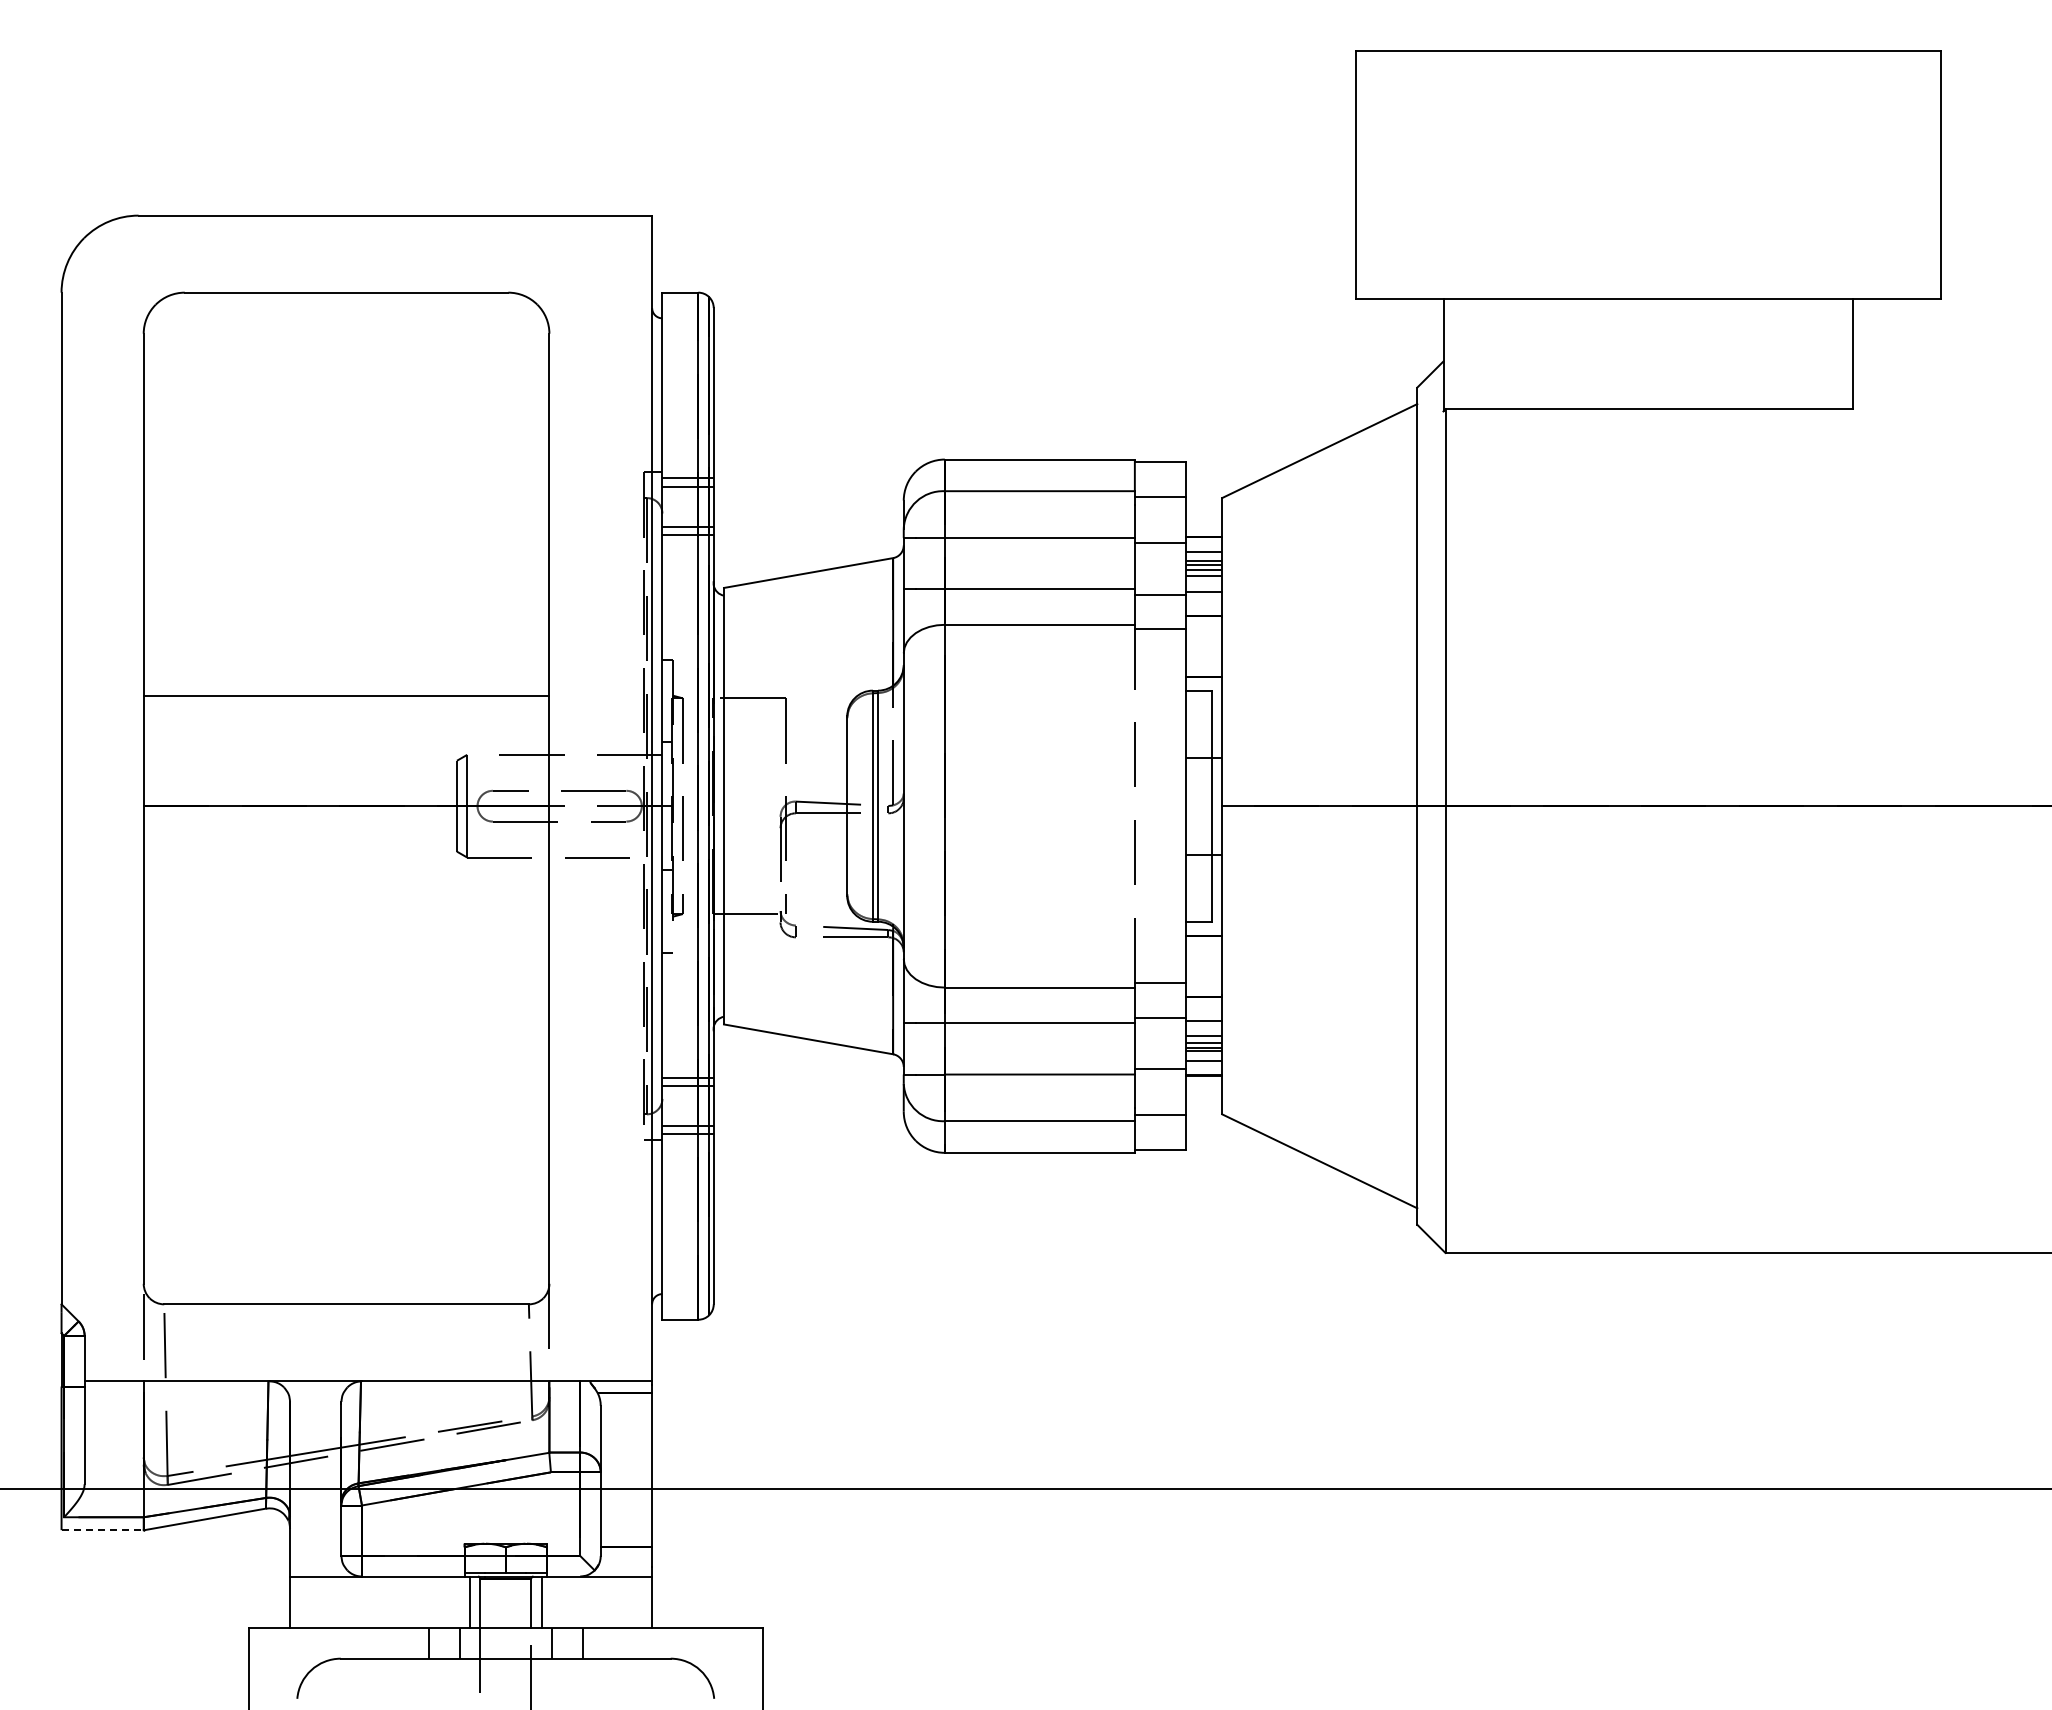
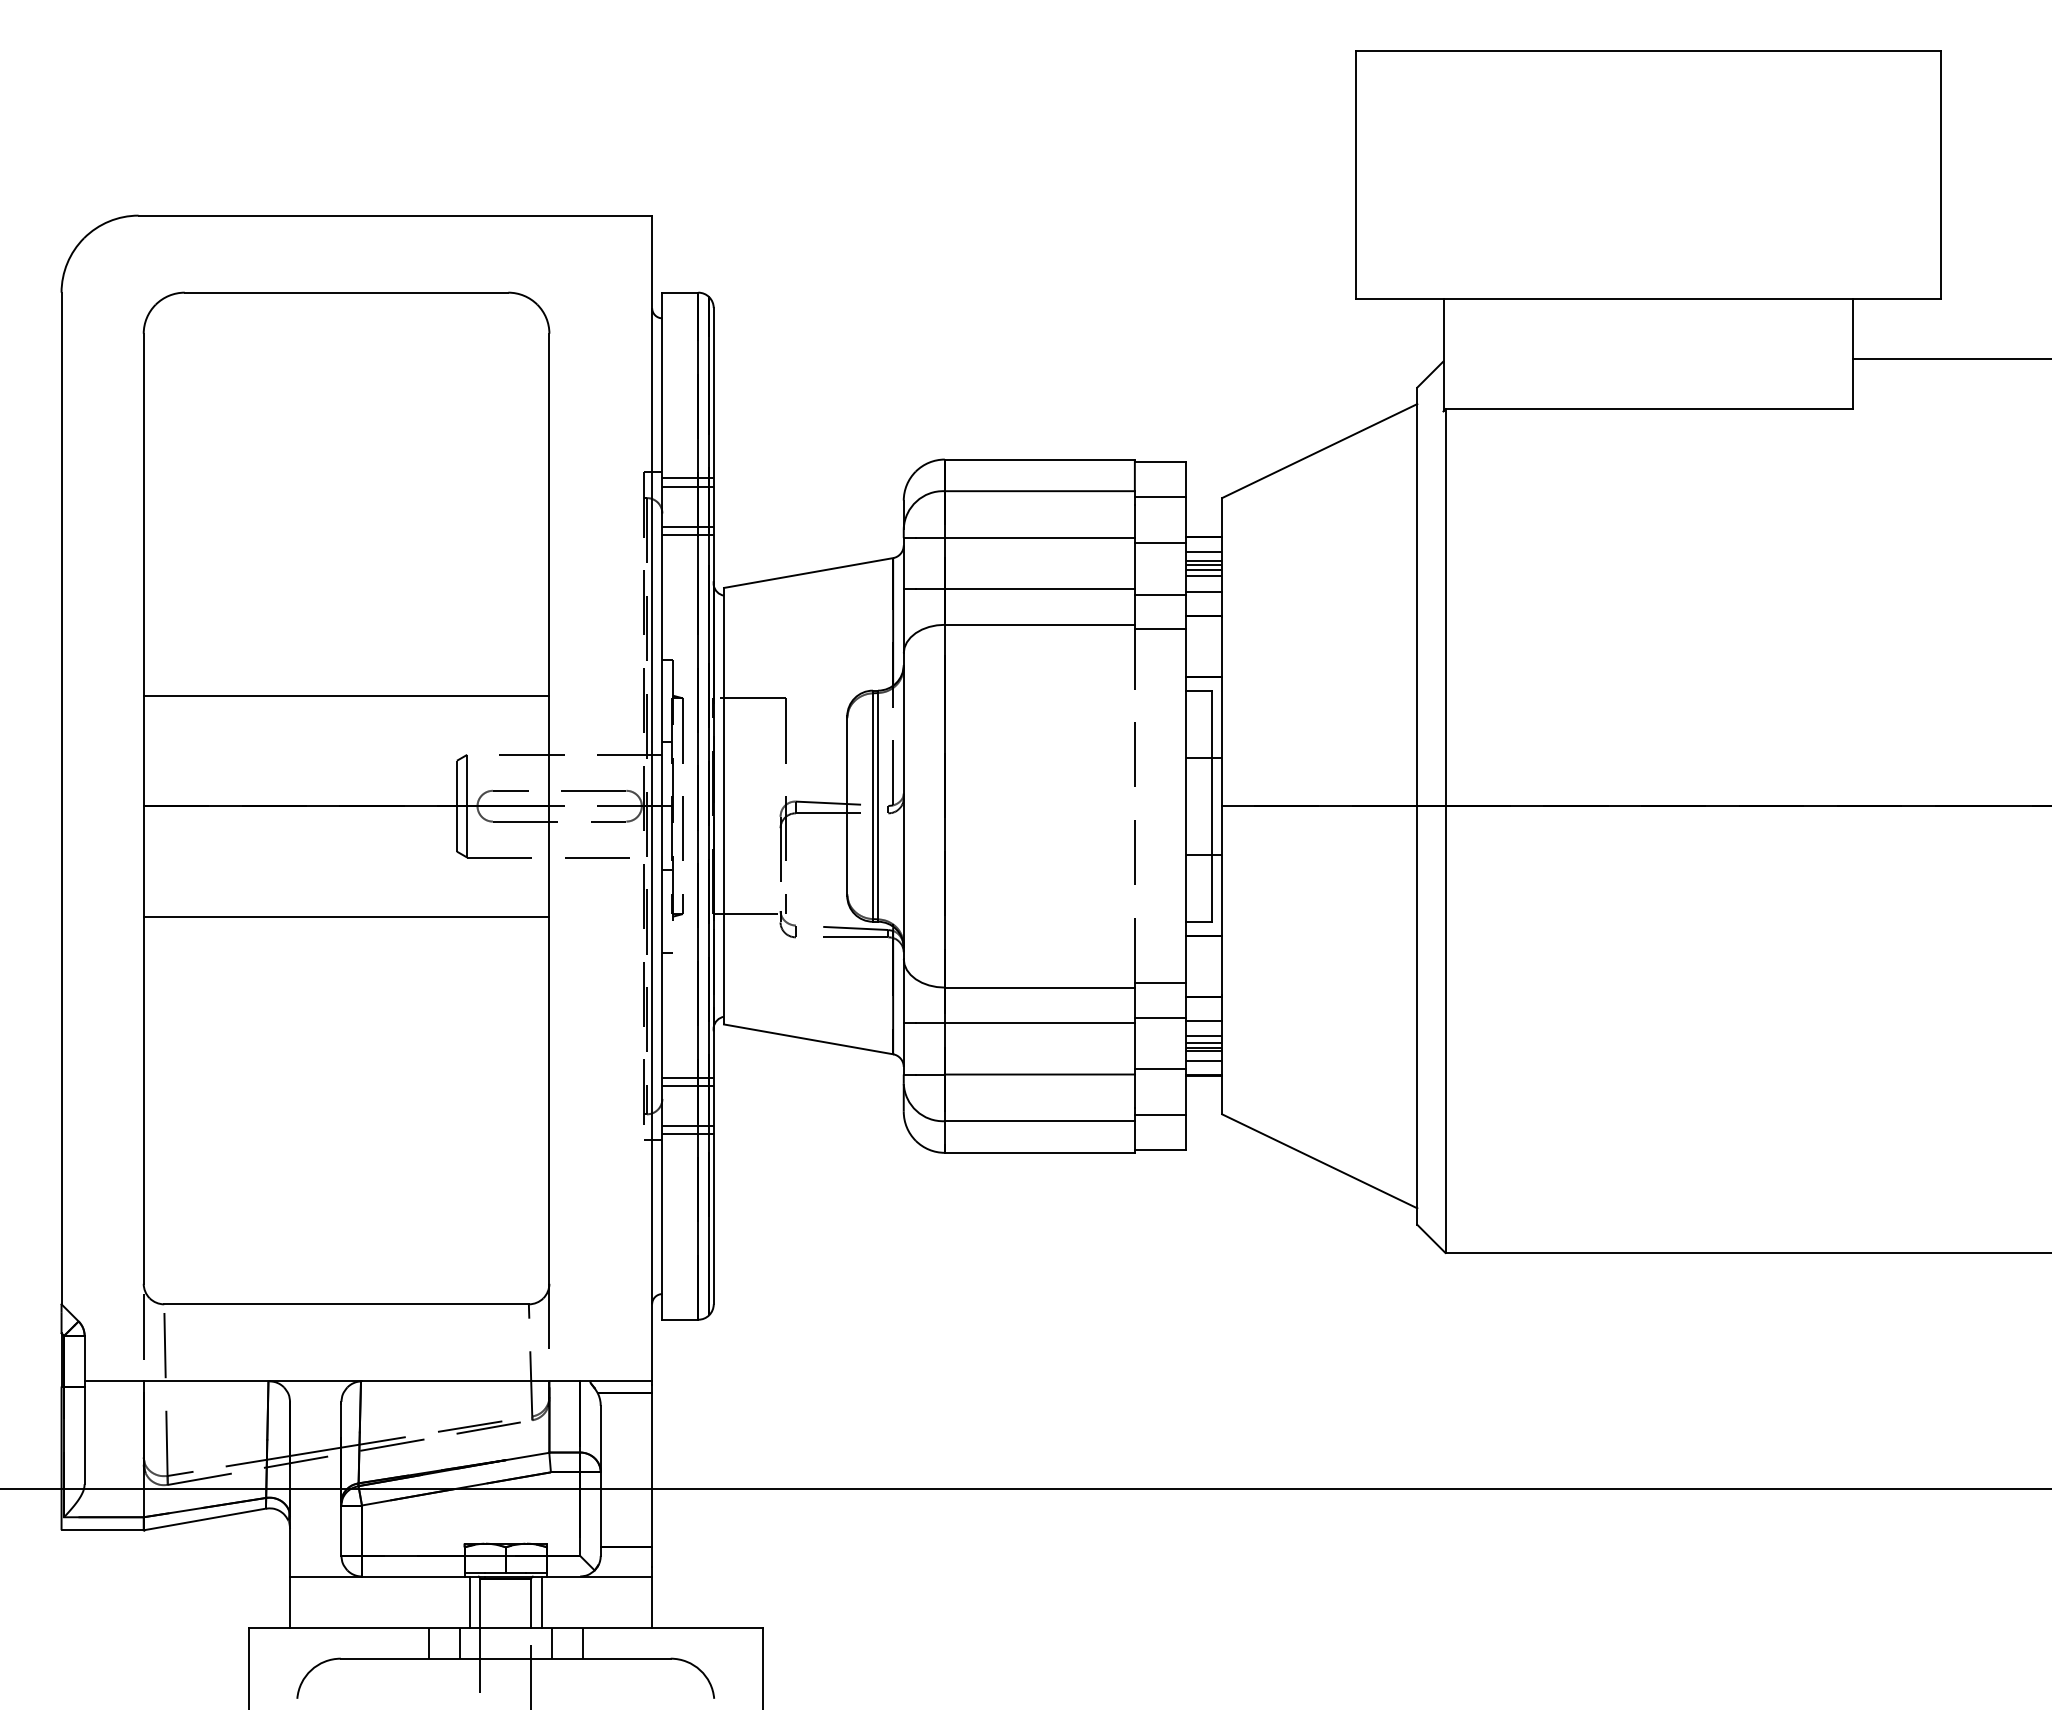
line: none -> present (1950, 359)
line: none -> present (346, 916)
line: dashed -> solid (103, 1530)
